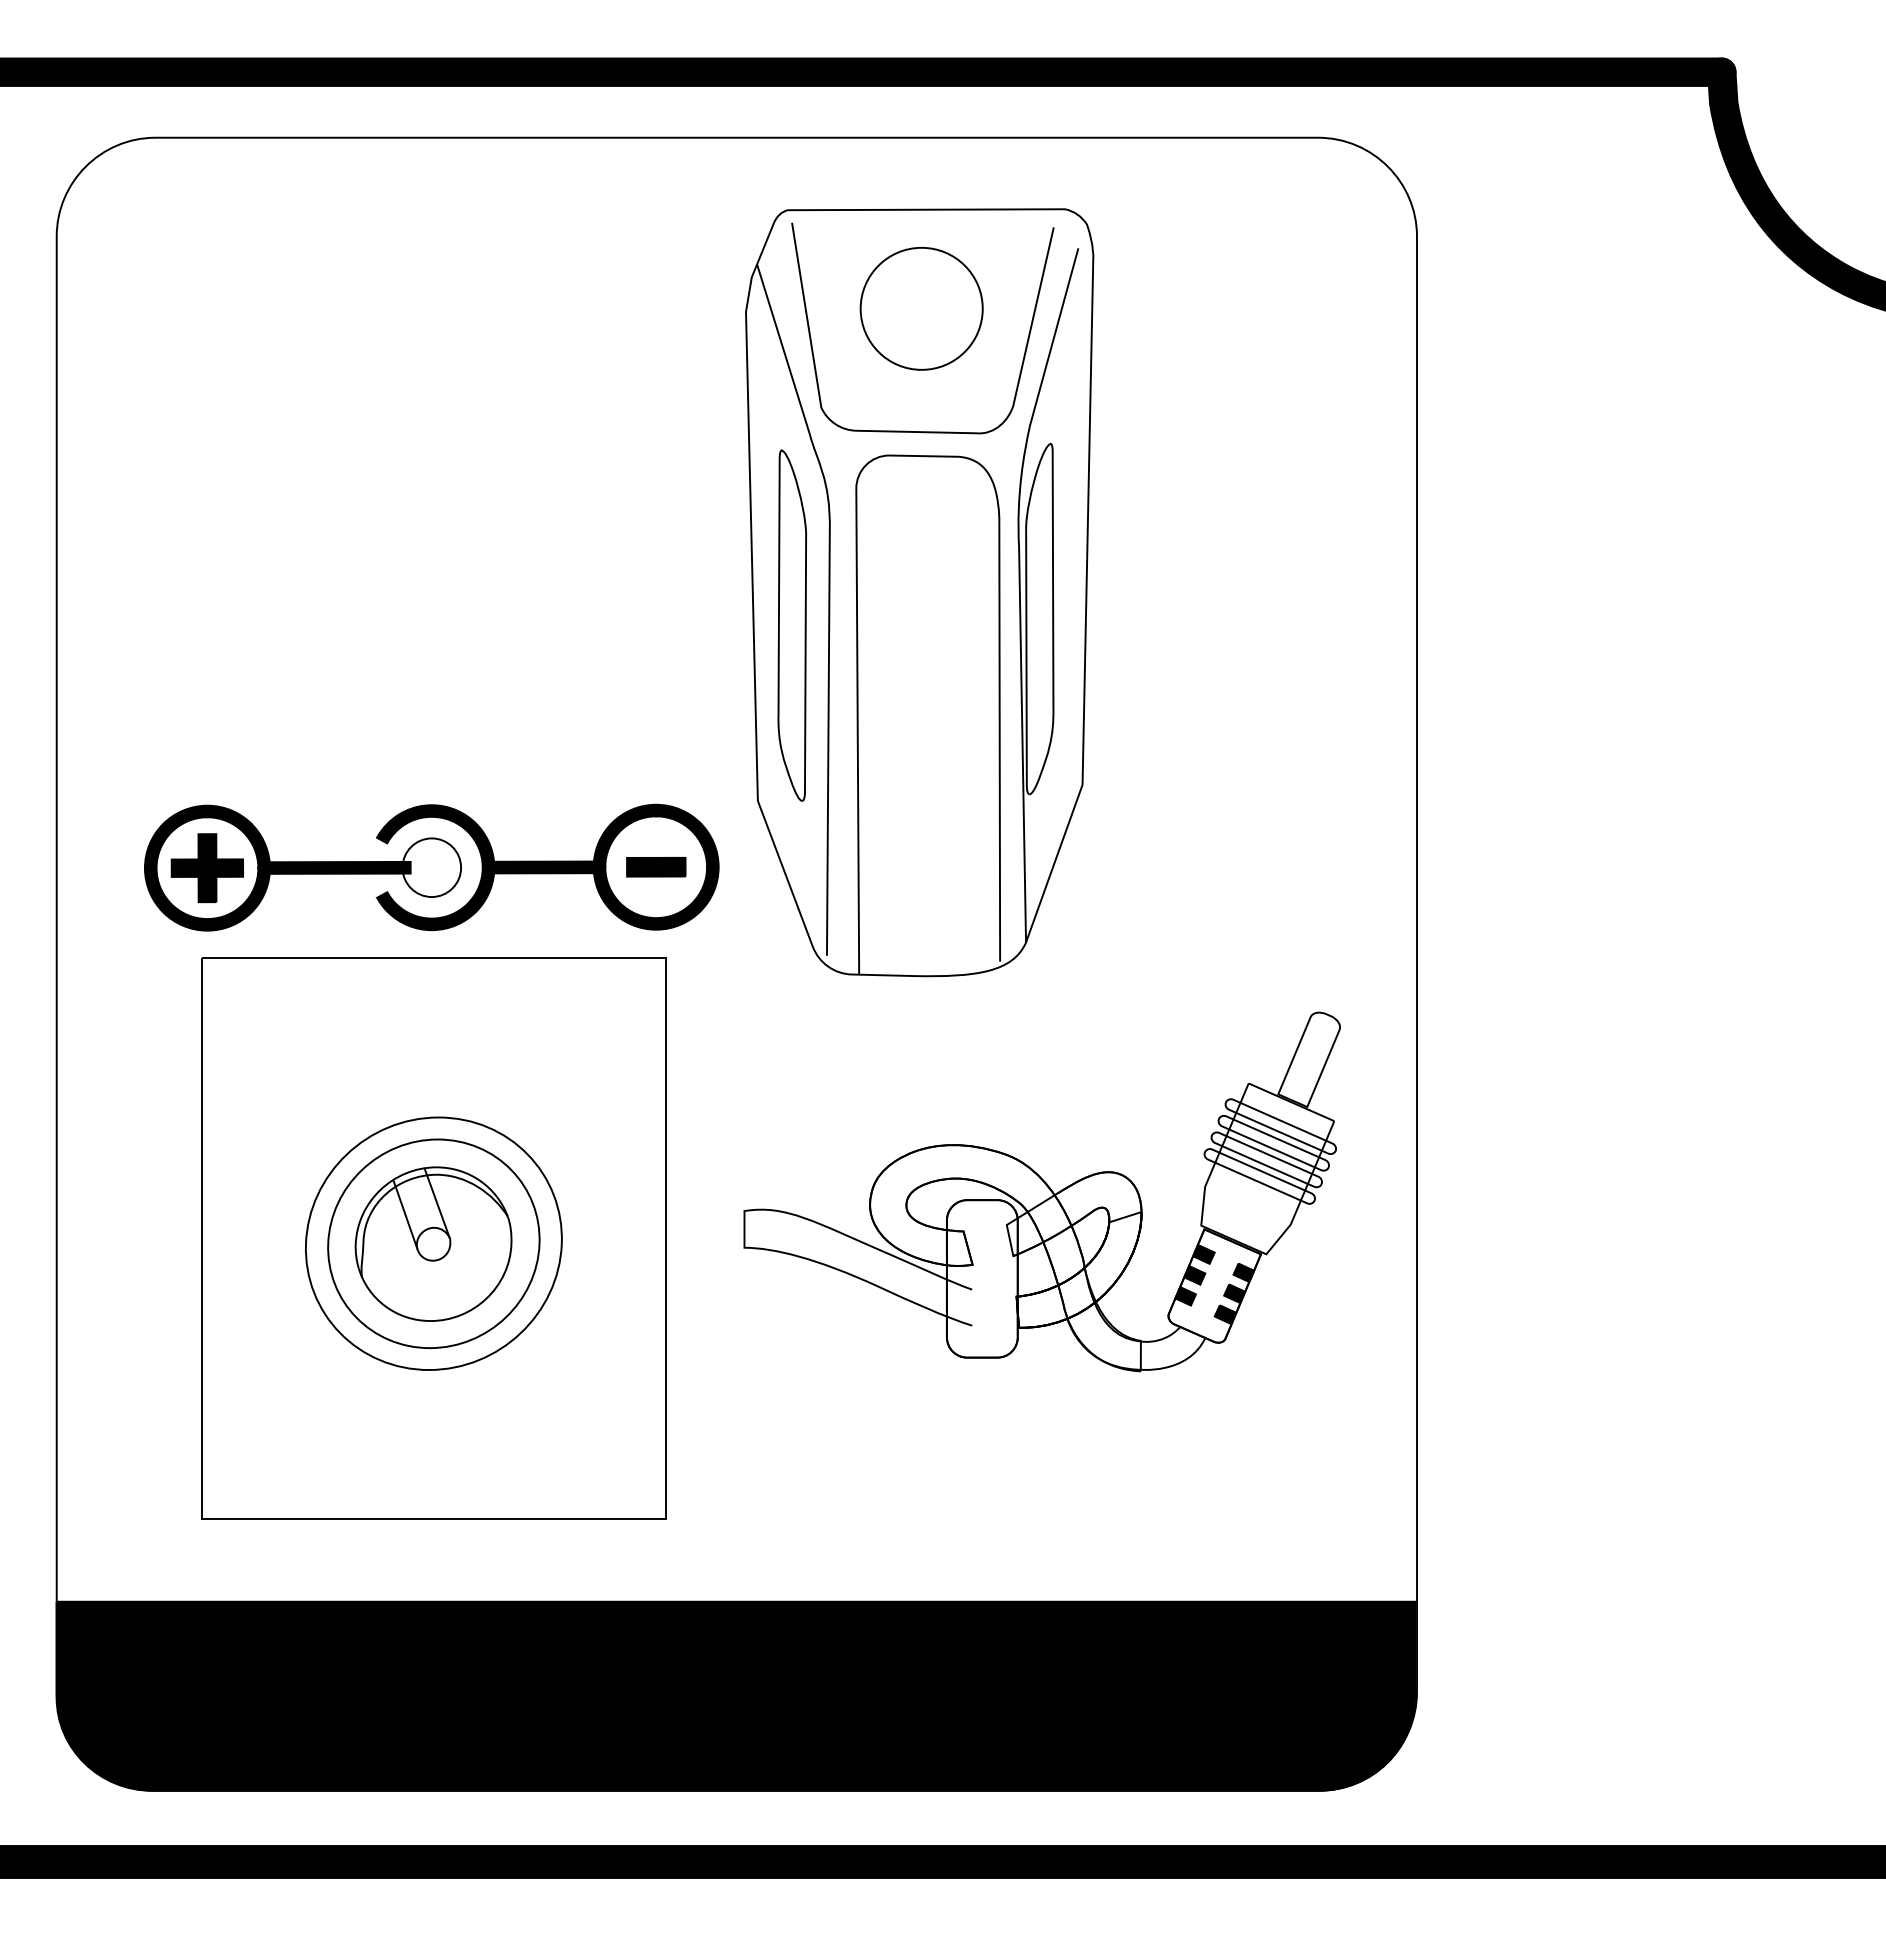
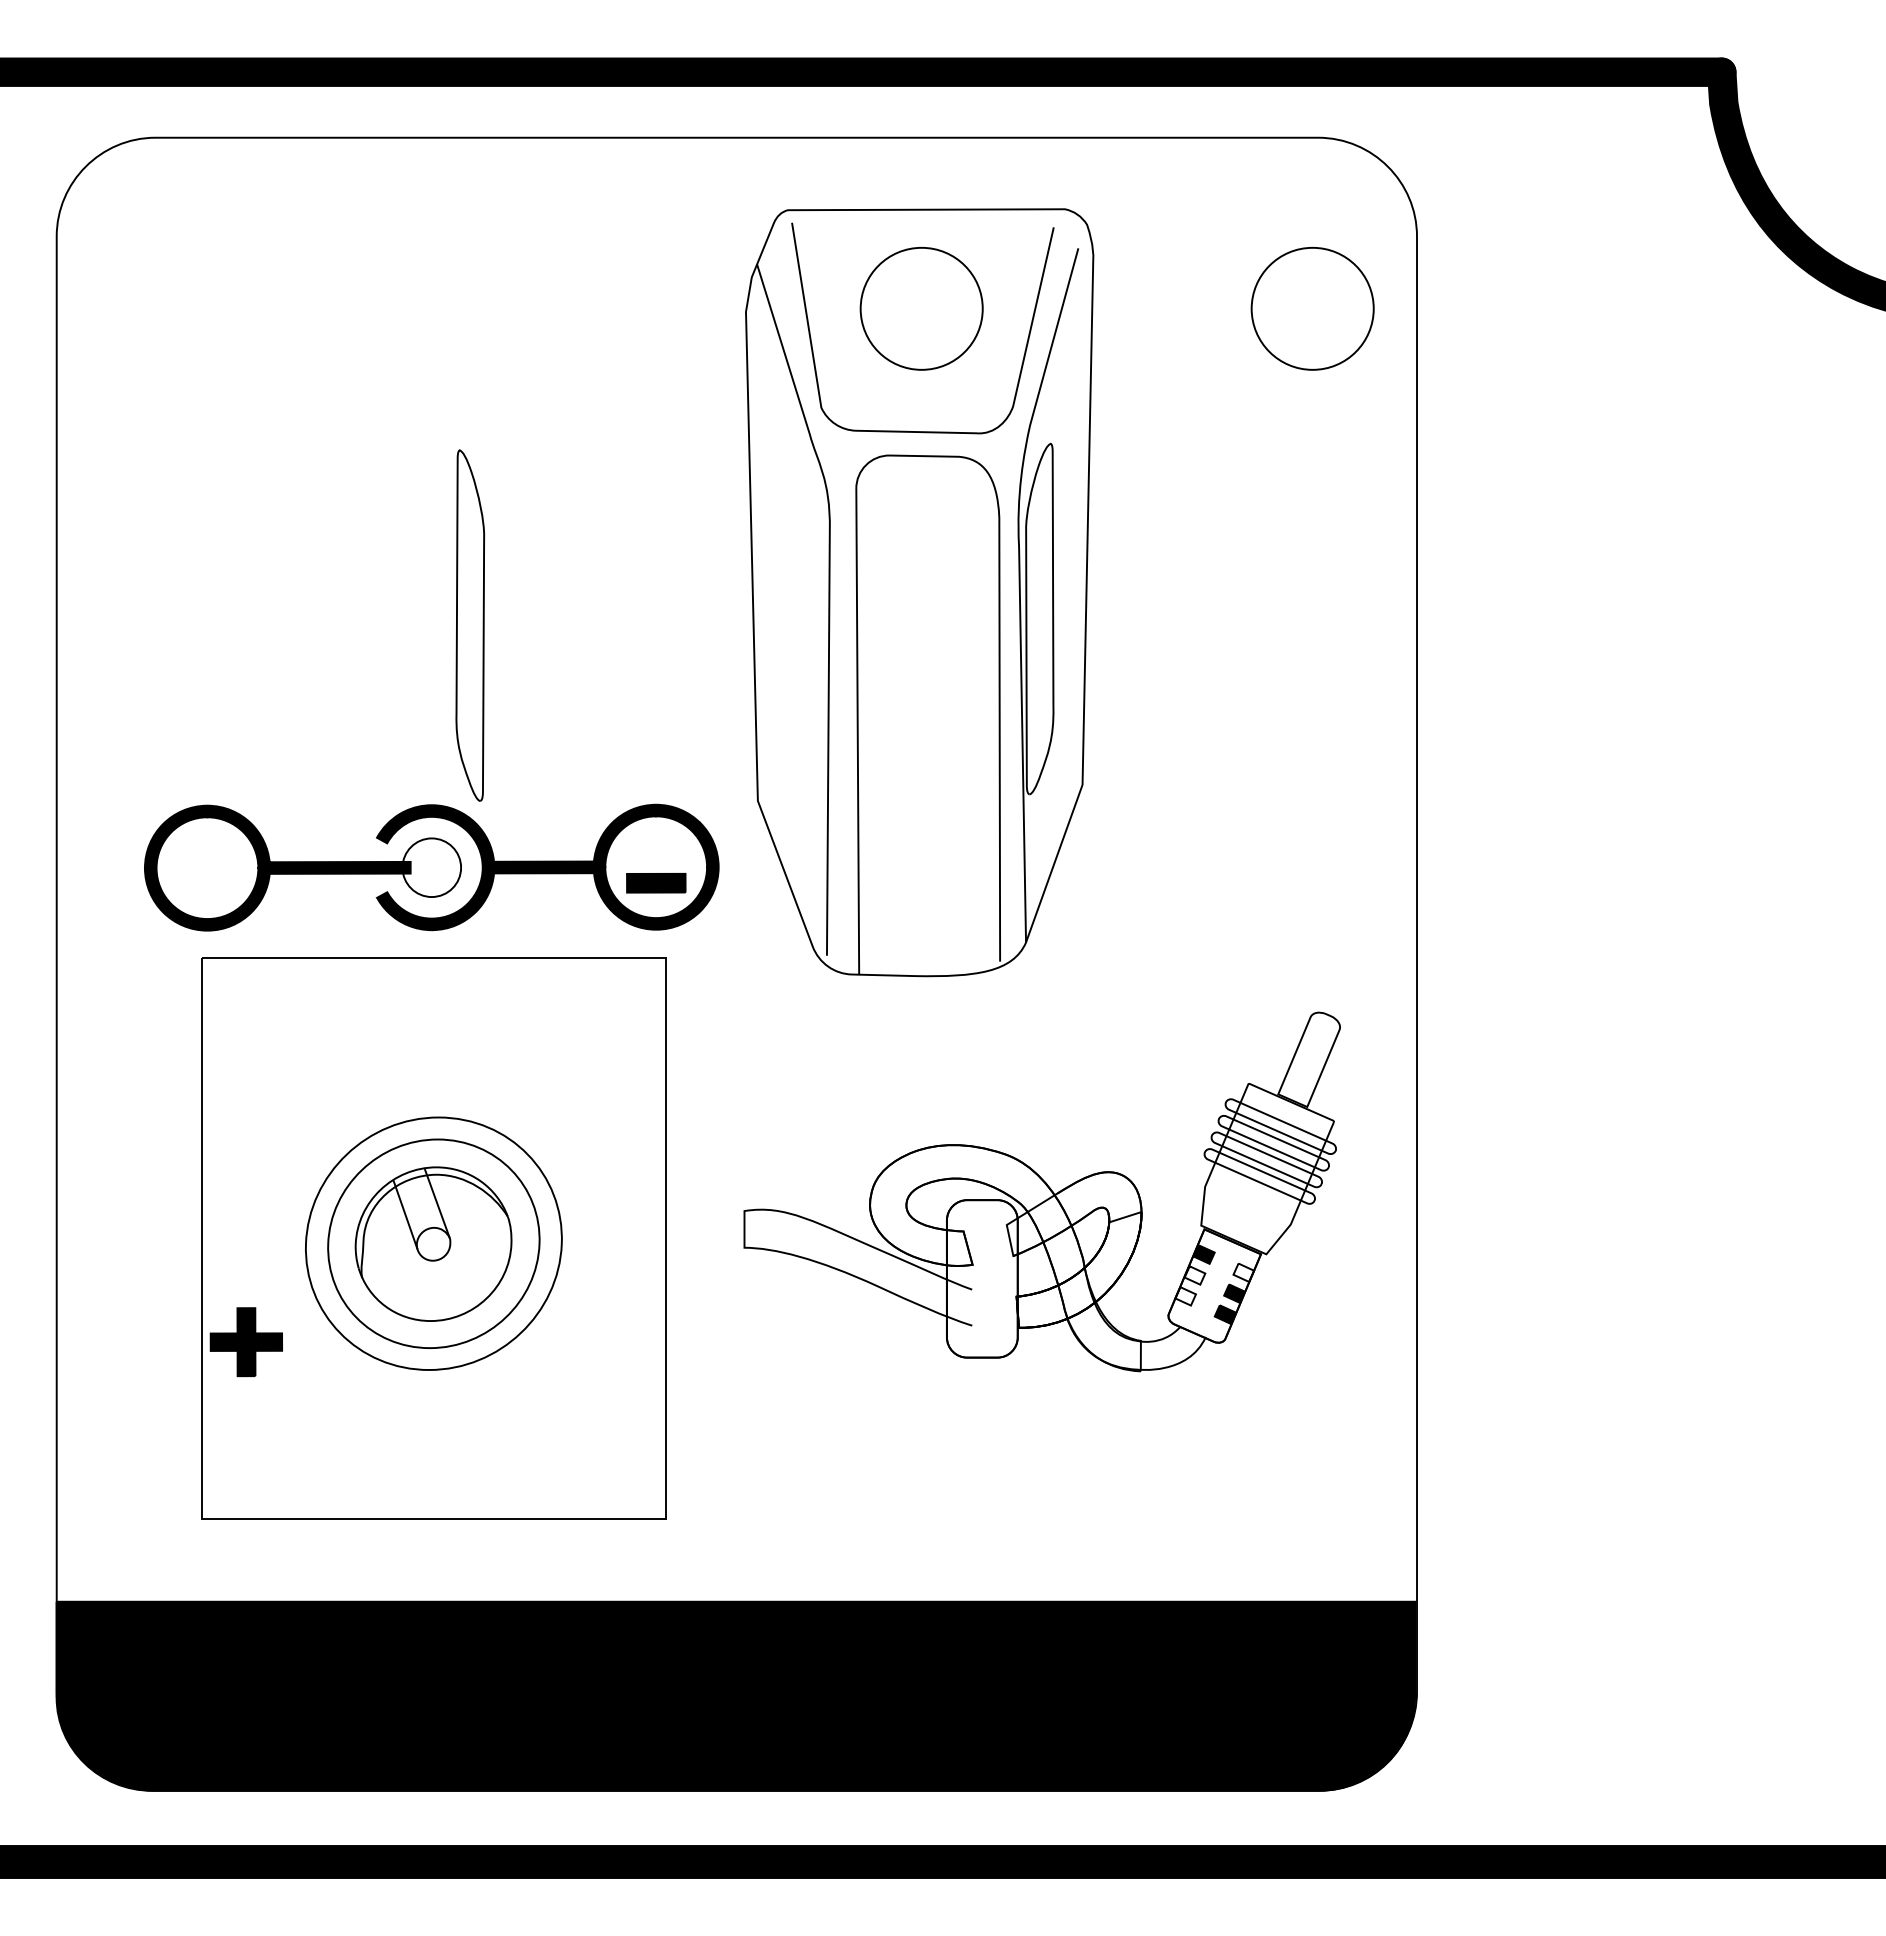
part: none -> present (1312, 308)
part position: (792, 625) -> (470, 625) (470, 625)
part position: (656, 867) -> (656, 883) (656, 883)
part position: (206, 868) -> (245, 1342) (245, 1342)
fill: present -> none (1243, 1272)
fill: present -> none (1194, 1275)
fill: present -> none (1185, 1296)
